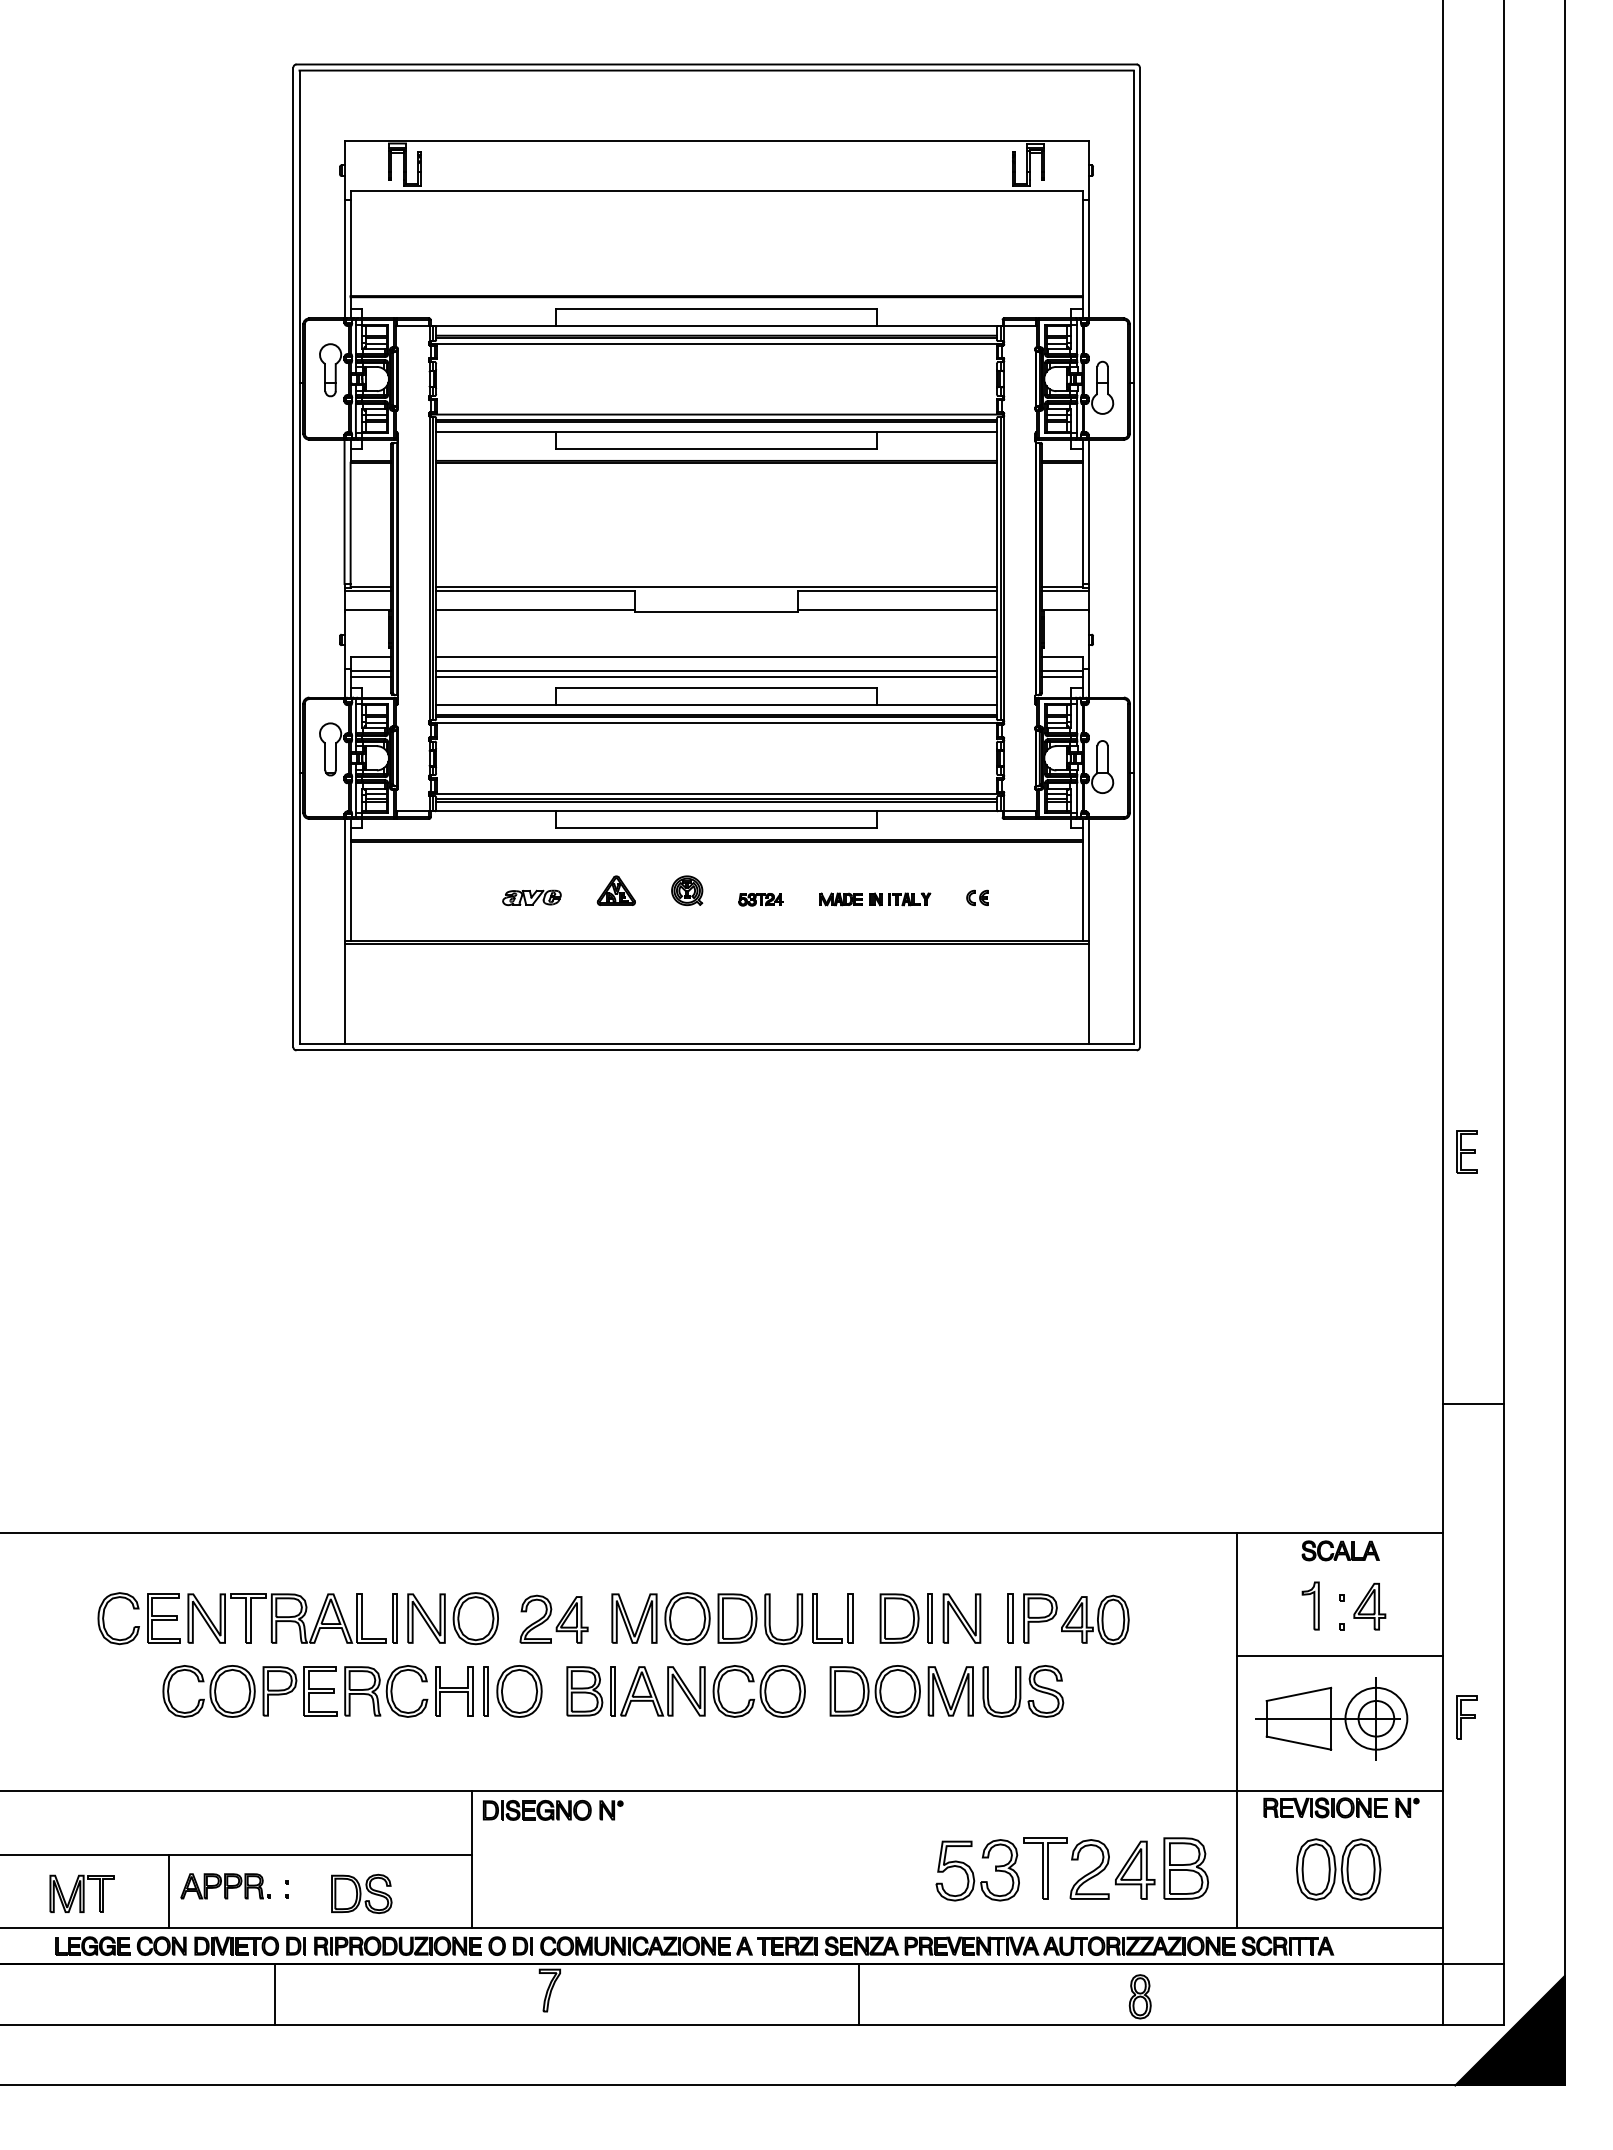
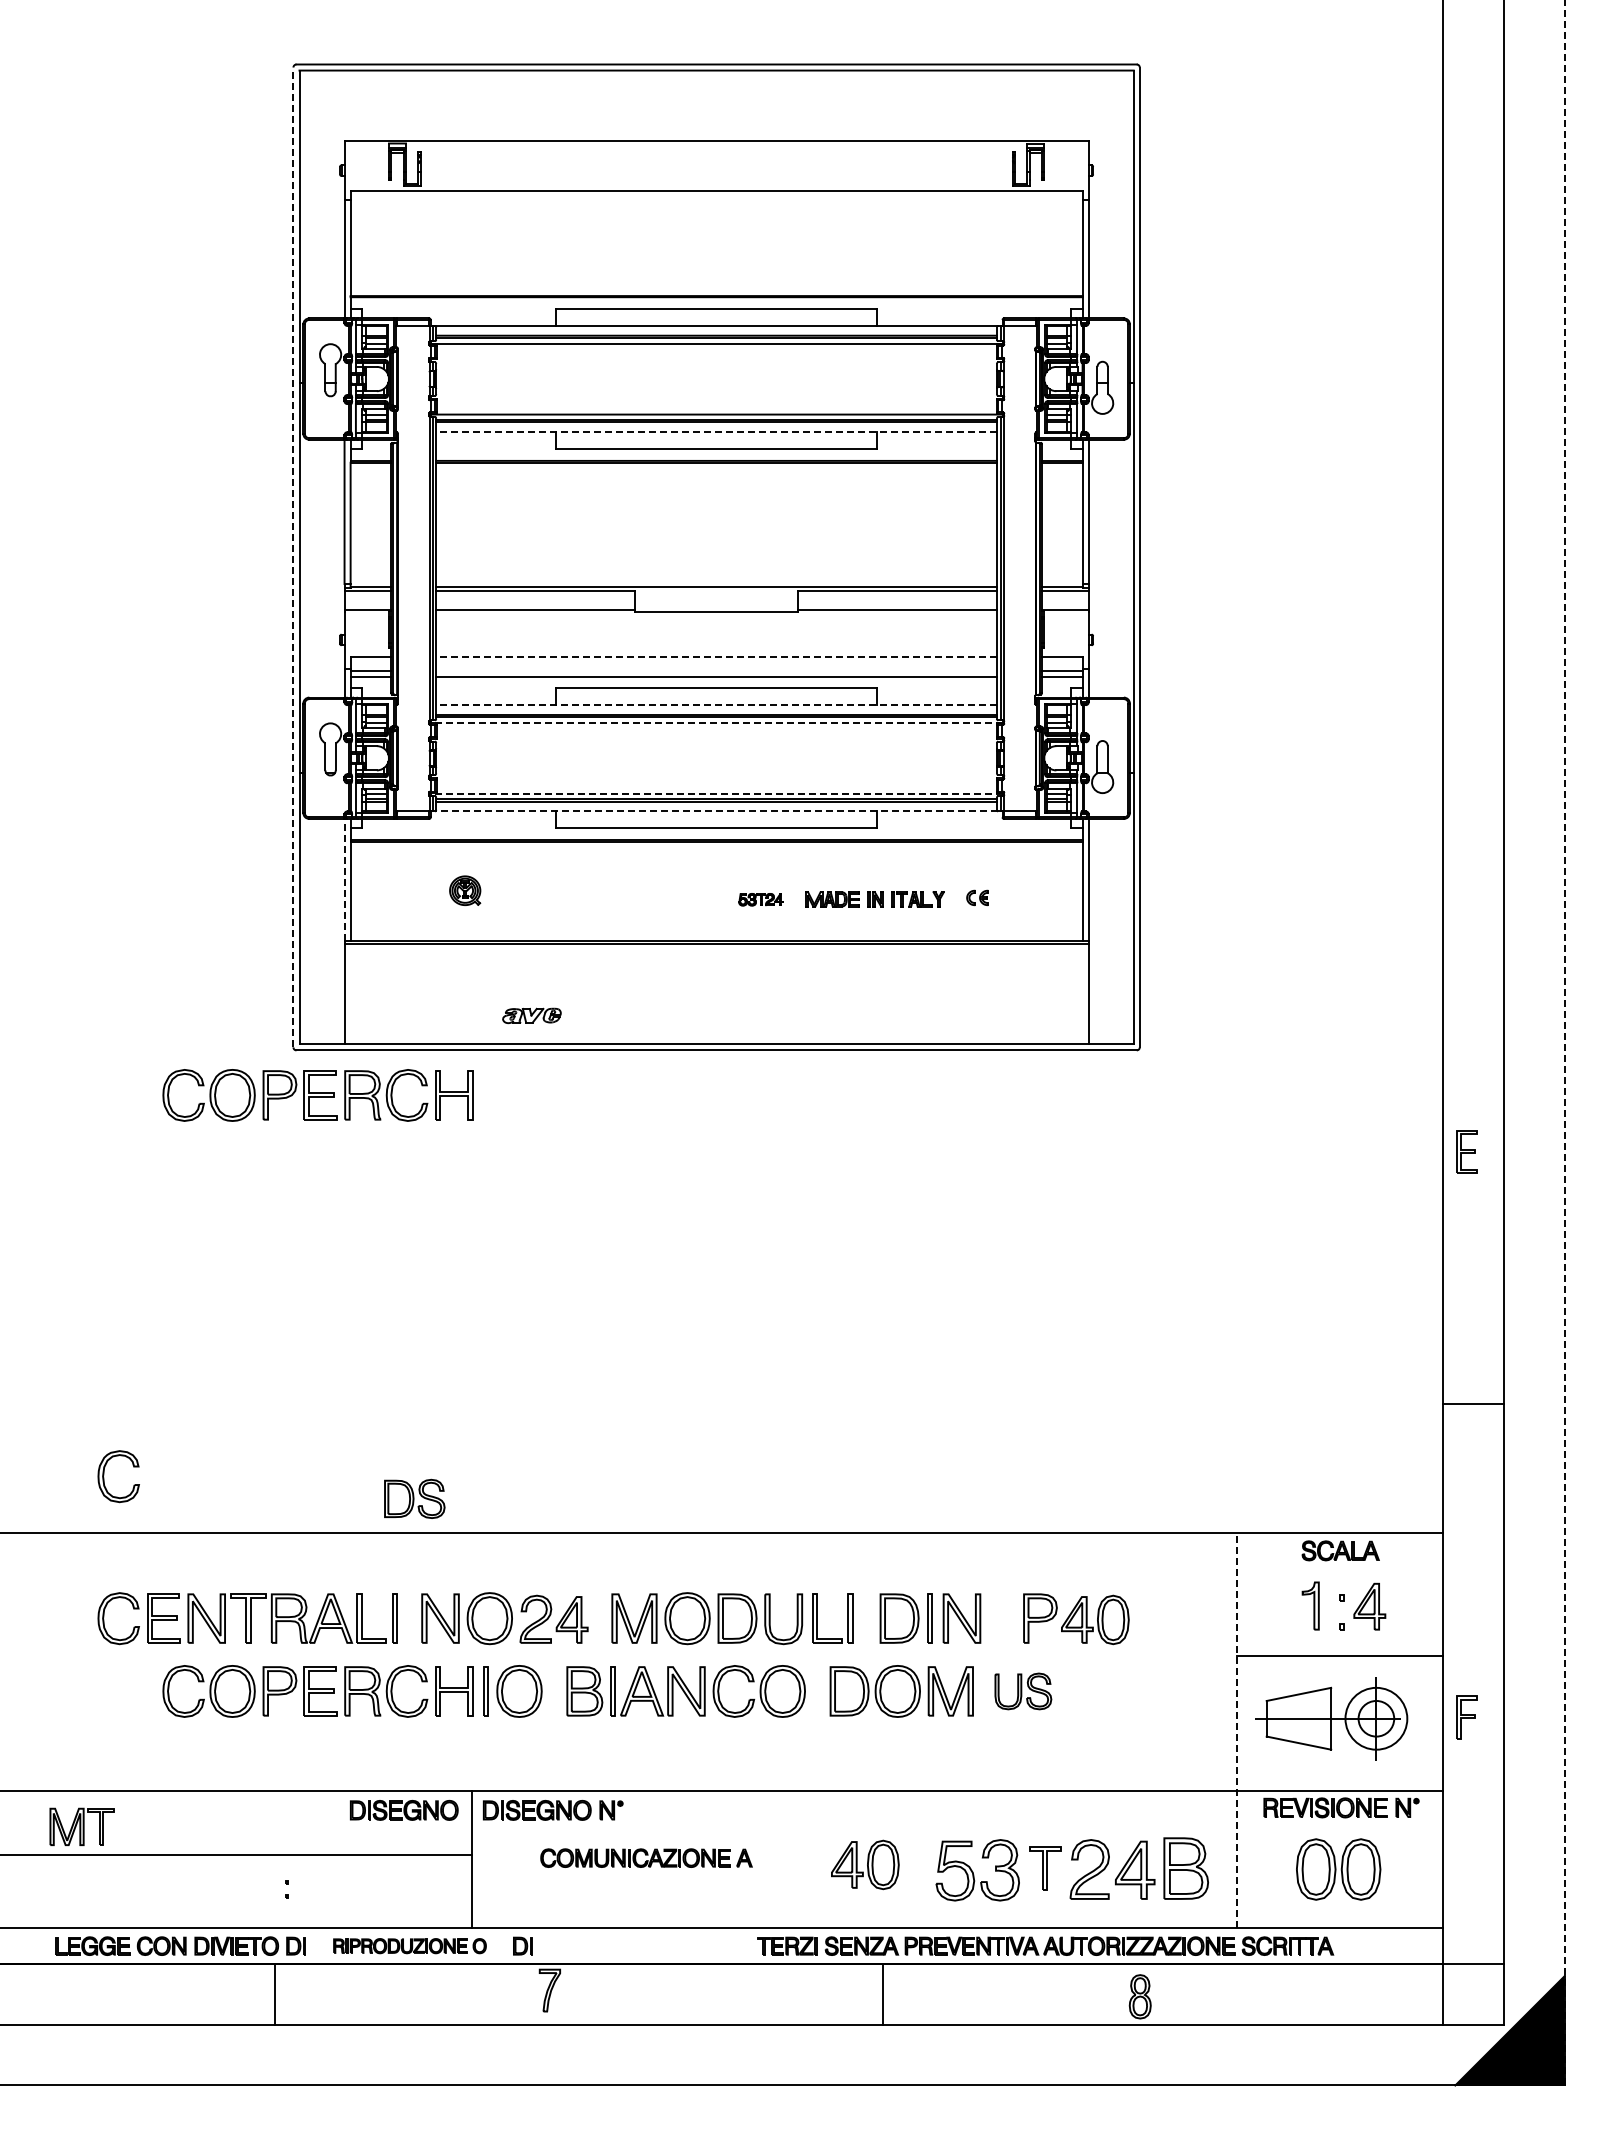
line: solid -> dashed (716, 432)
line: solid -> dashed (293, 557)
line: solid -> dashed (716, 657)
line: present -> none (716, 671)
line: solid -> dashed (716, 705)
line: solid -> dashed (716, 722)
line: solid -> dashed (716, 793)
line: solid -> dashed (716, 811)
line: solid -> dashed (344, 879)
part: present -> none (615, 890)
part position: (687, 890) -> (465, 890) (465, 890)
part position: (531, 897) -> (531, 1015) (531, 1015)
part size: 113x15 px -> 140x17 px (874, 899)
line: solid -> dashed (1564, 1042)
part: none -> present (317, 1095)
part: none -> present (104, 1475)
part position: (452, 1618) -> (466, 1618) (466, 1618)
part: present -> none (1010, 1618)
part size: 83x53 px -> 59x39 px (1023, 1691)
line: solid -> dashed (1236, 1730)
part: none -> present (403, 1809)
part: none -> present (865, 1864)
part size: 45x63 px -> 33x45 px (1045, 1868)
part: present -> none (225, 1886)
line: present -> none (169, 1890)
part position: (81, 1893) -> (81, 1826) (81, 1826)
part position: (361, 1893) -> (414, 1498) (414, 1498)
part size: 192x20 px -> 154x17 px (409, 1946)
part position: (646, 1945) -> (646, 1857) (646, 1857)
line position: (859, 1994) -> (883, 1994) (883, 1994)
